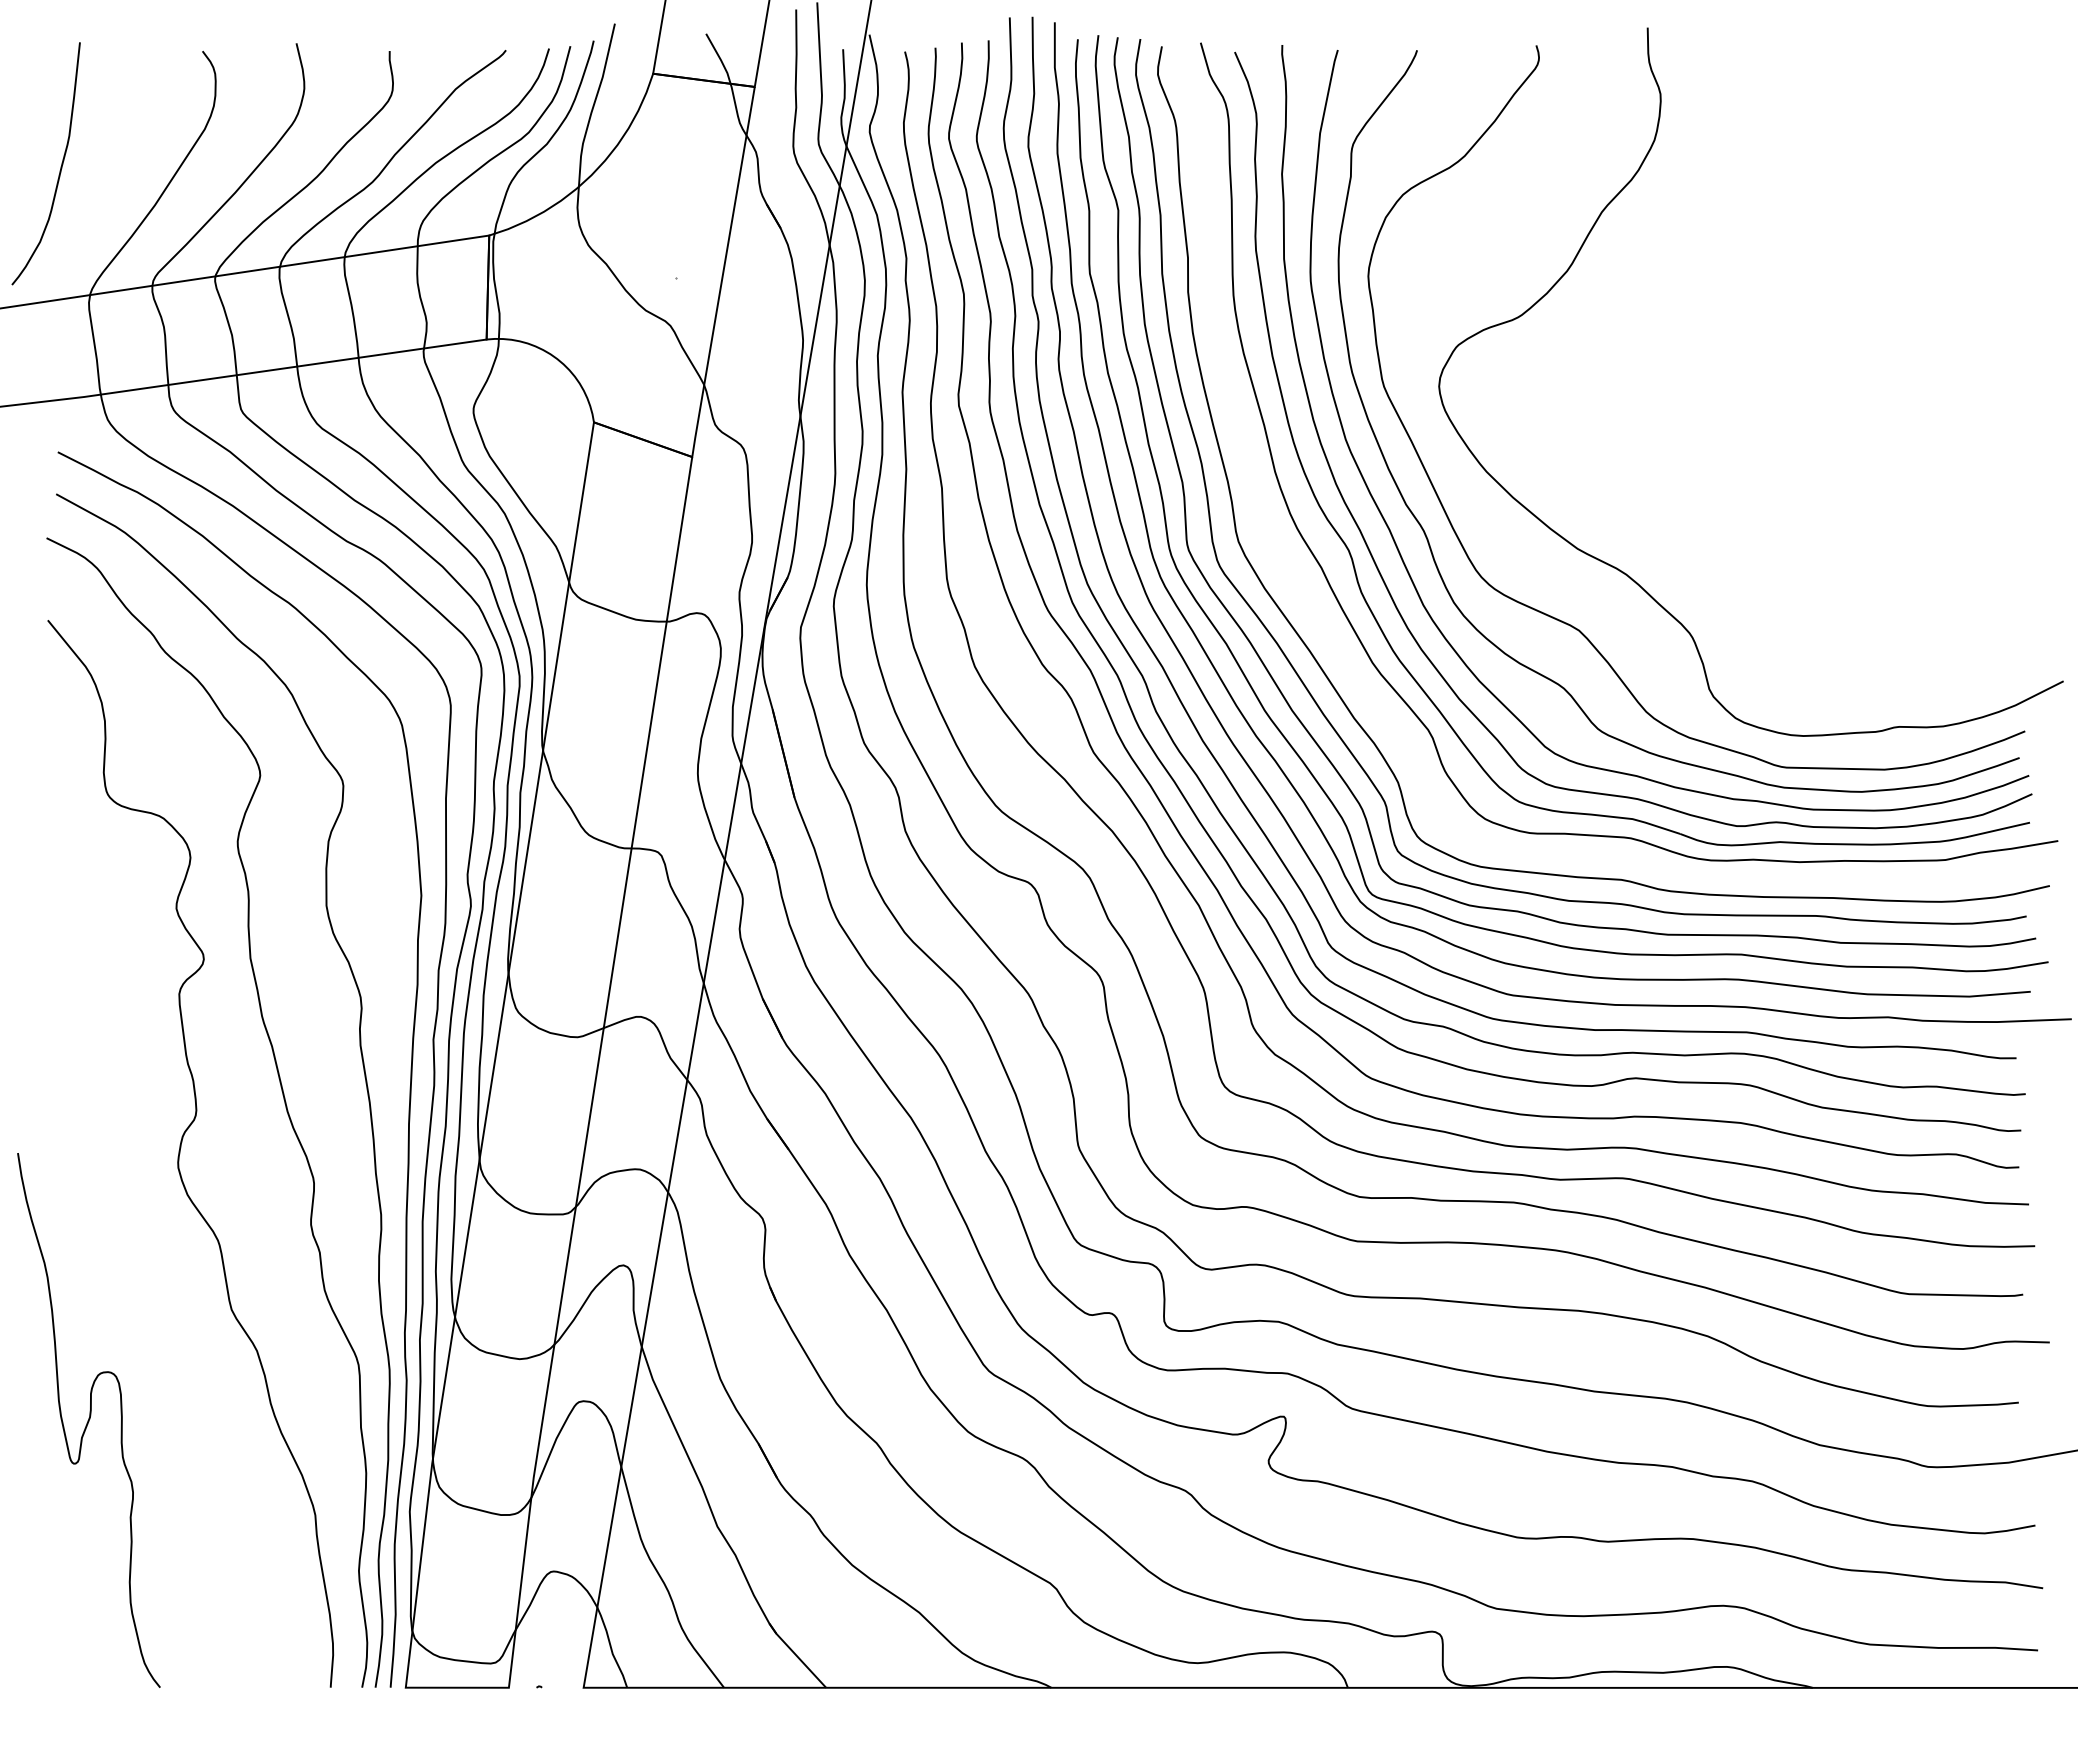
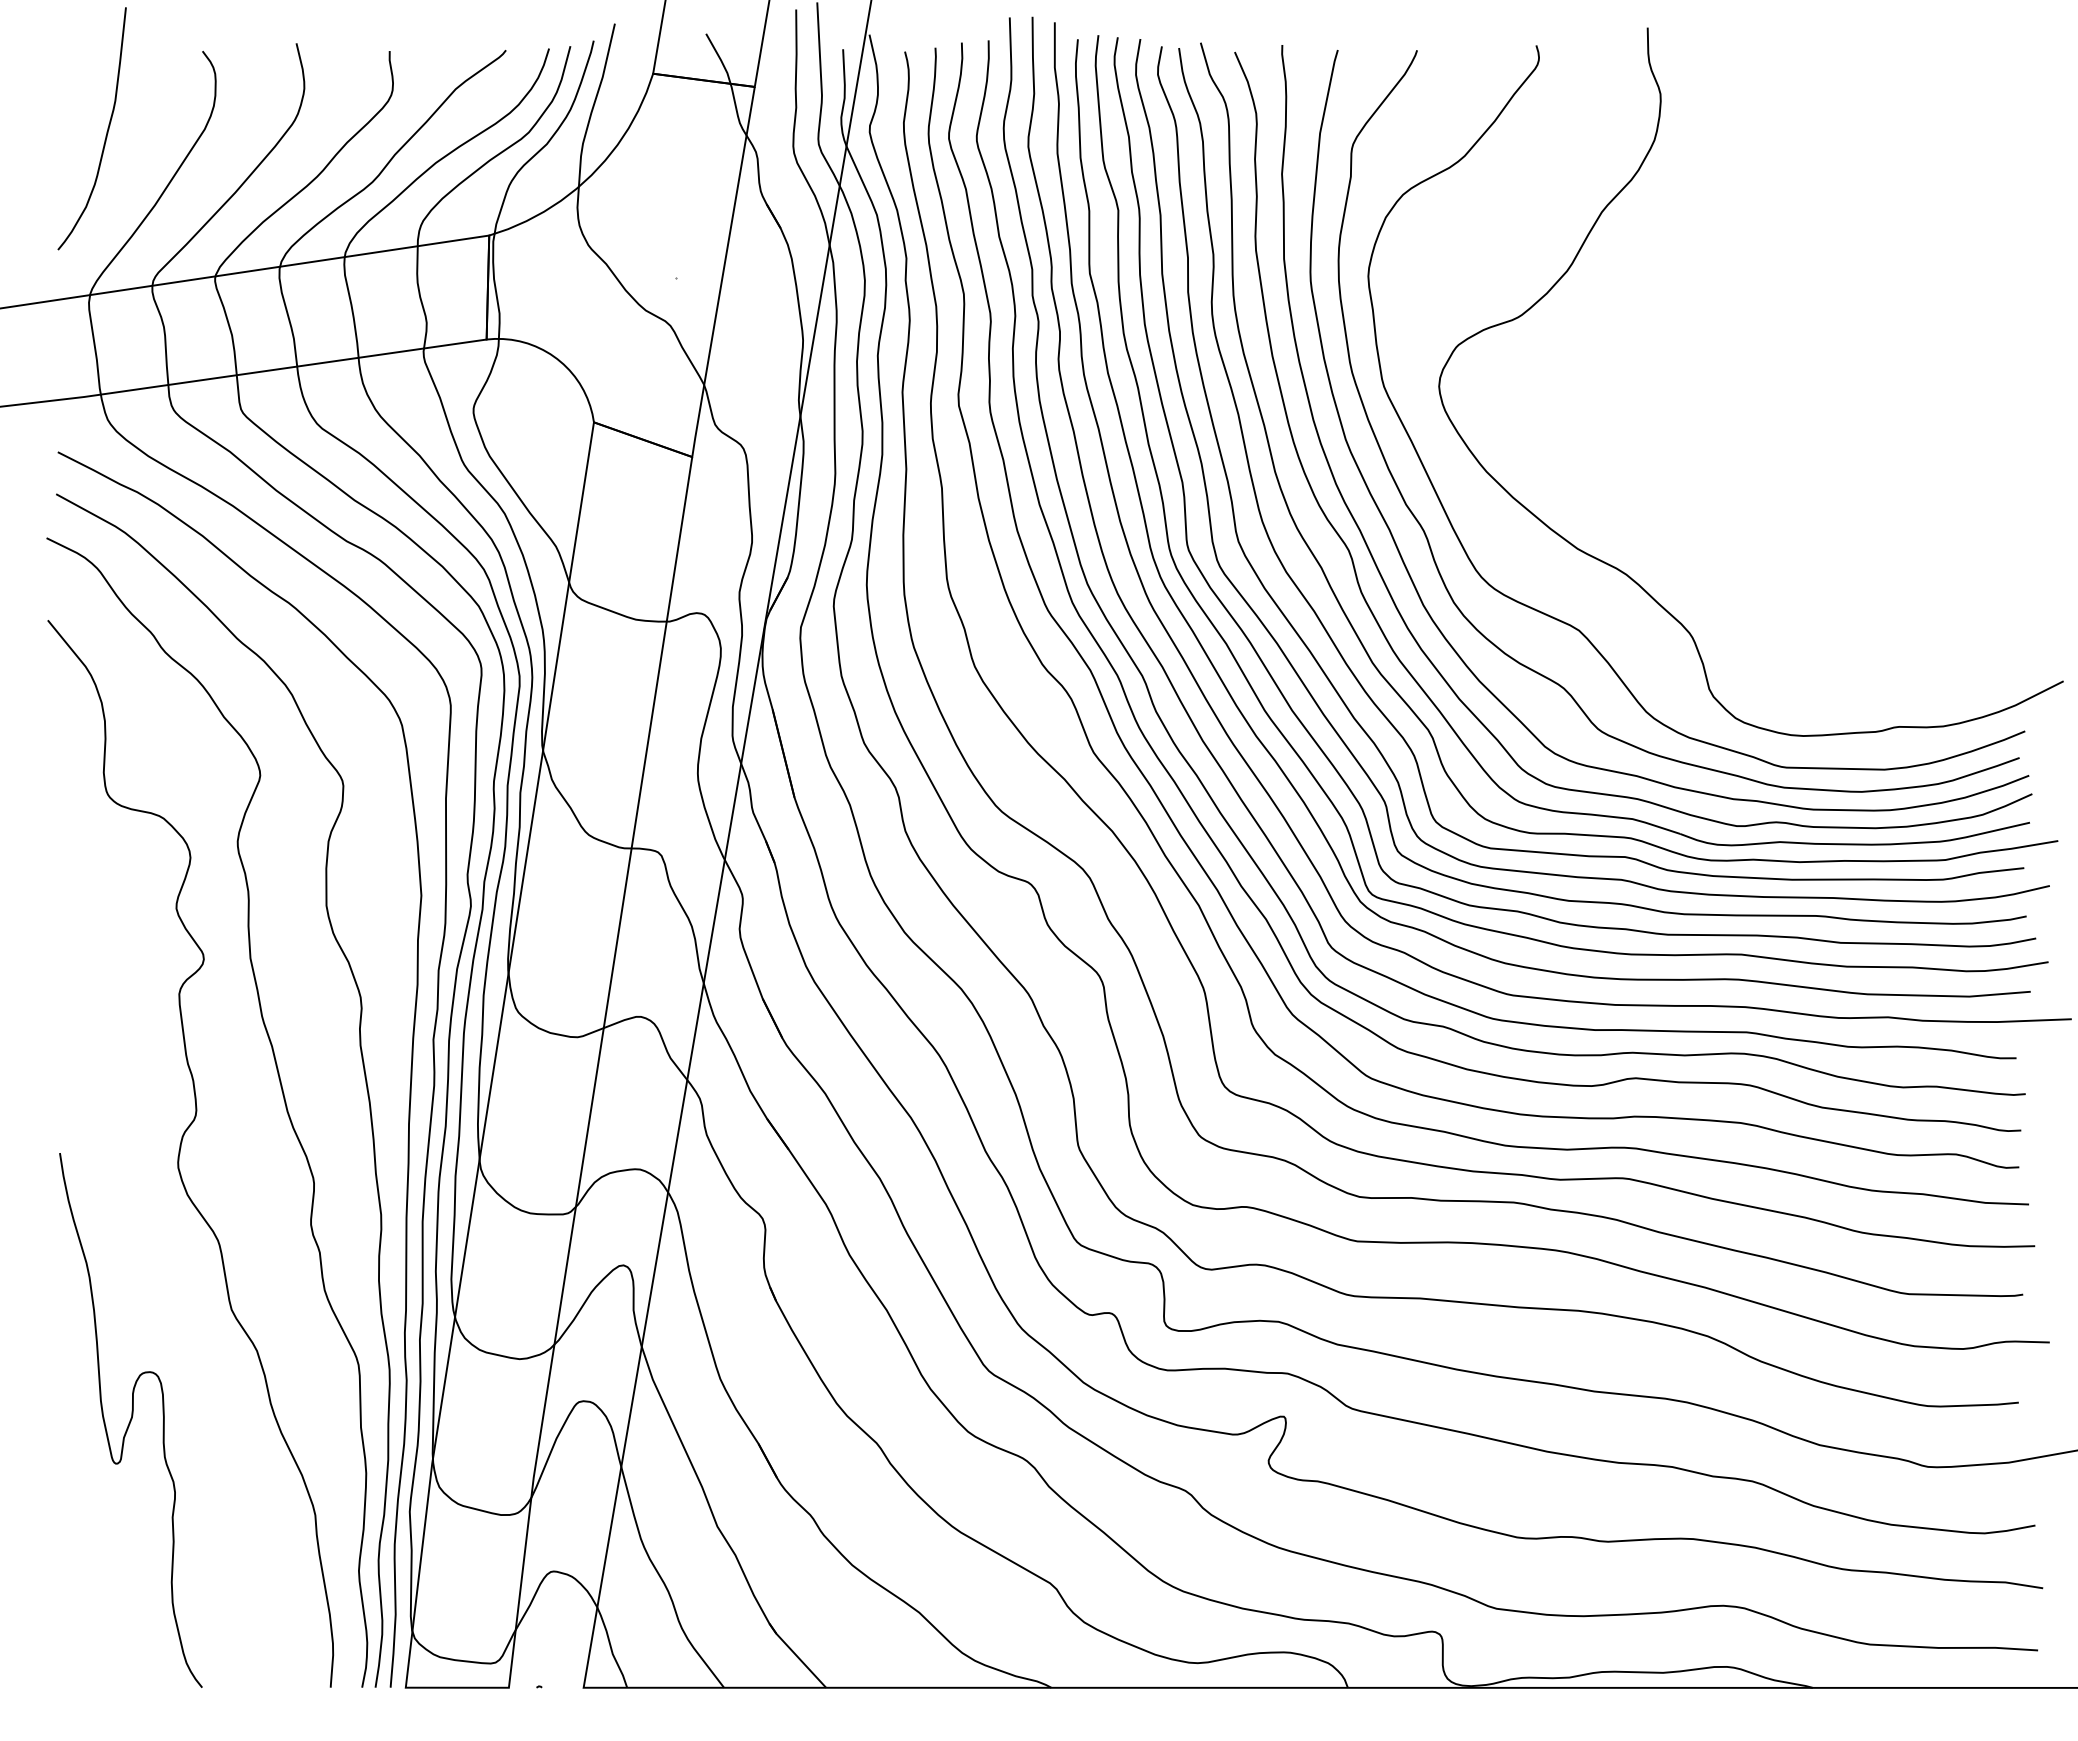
curve position: (60, 166) -> (106, 131) (106, 131)
curve: none -> present (1330, 635)
curve position: (88, 1420) -> (130, 1420) (130, 1420)
